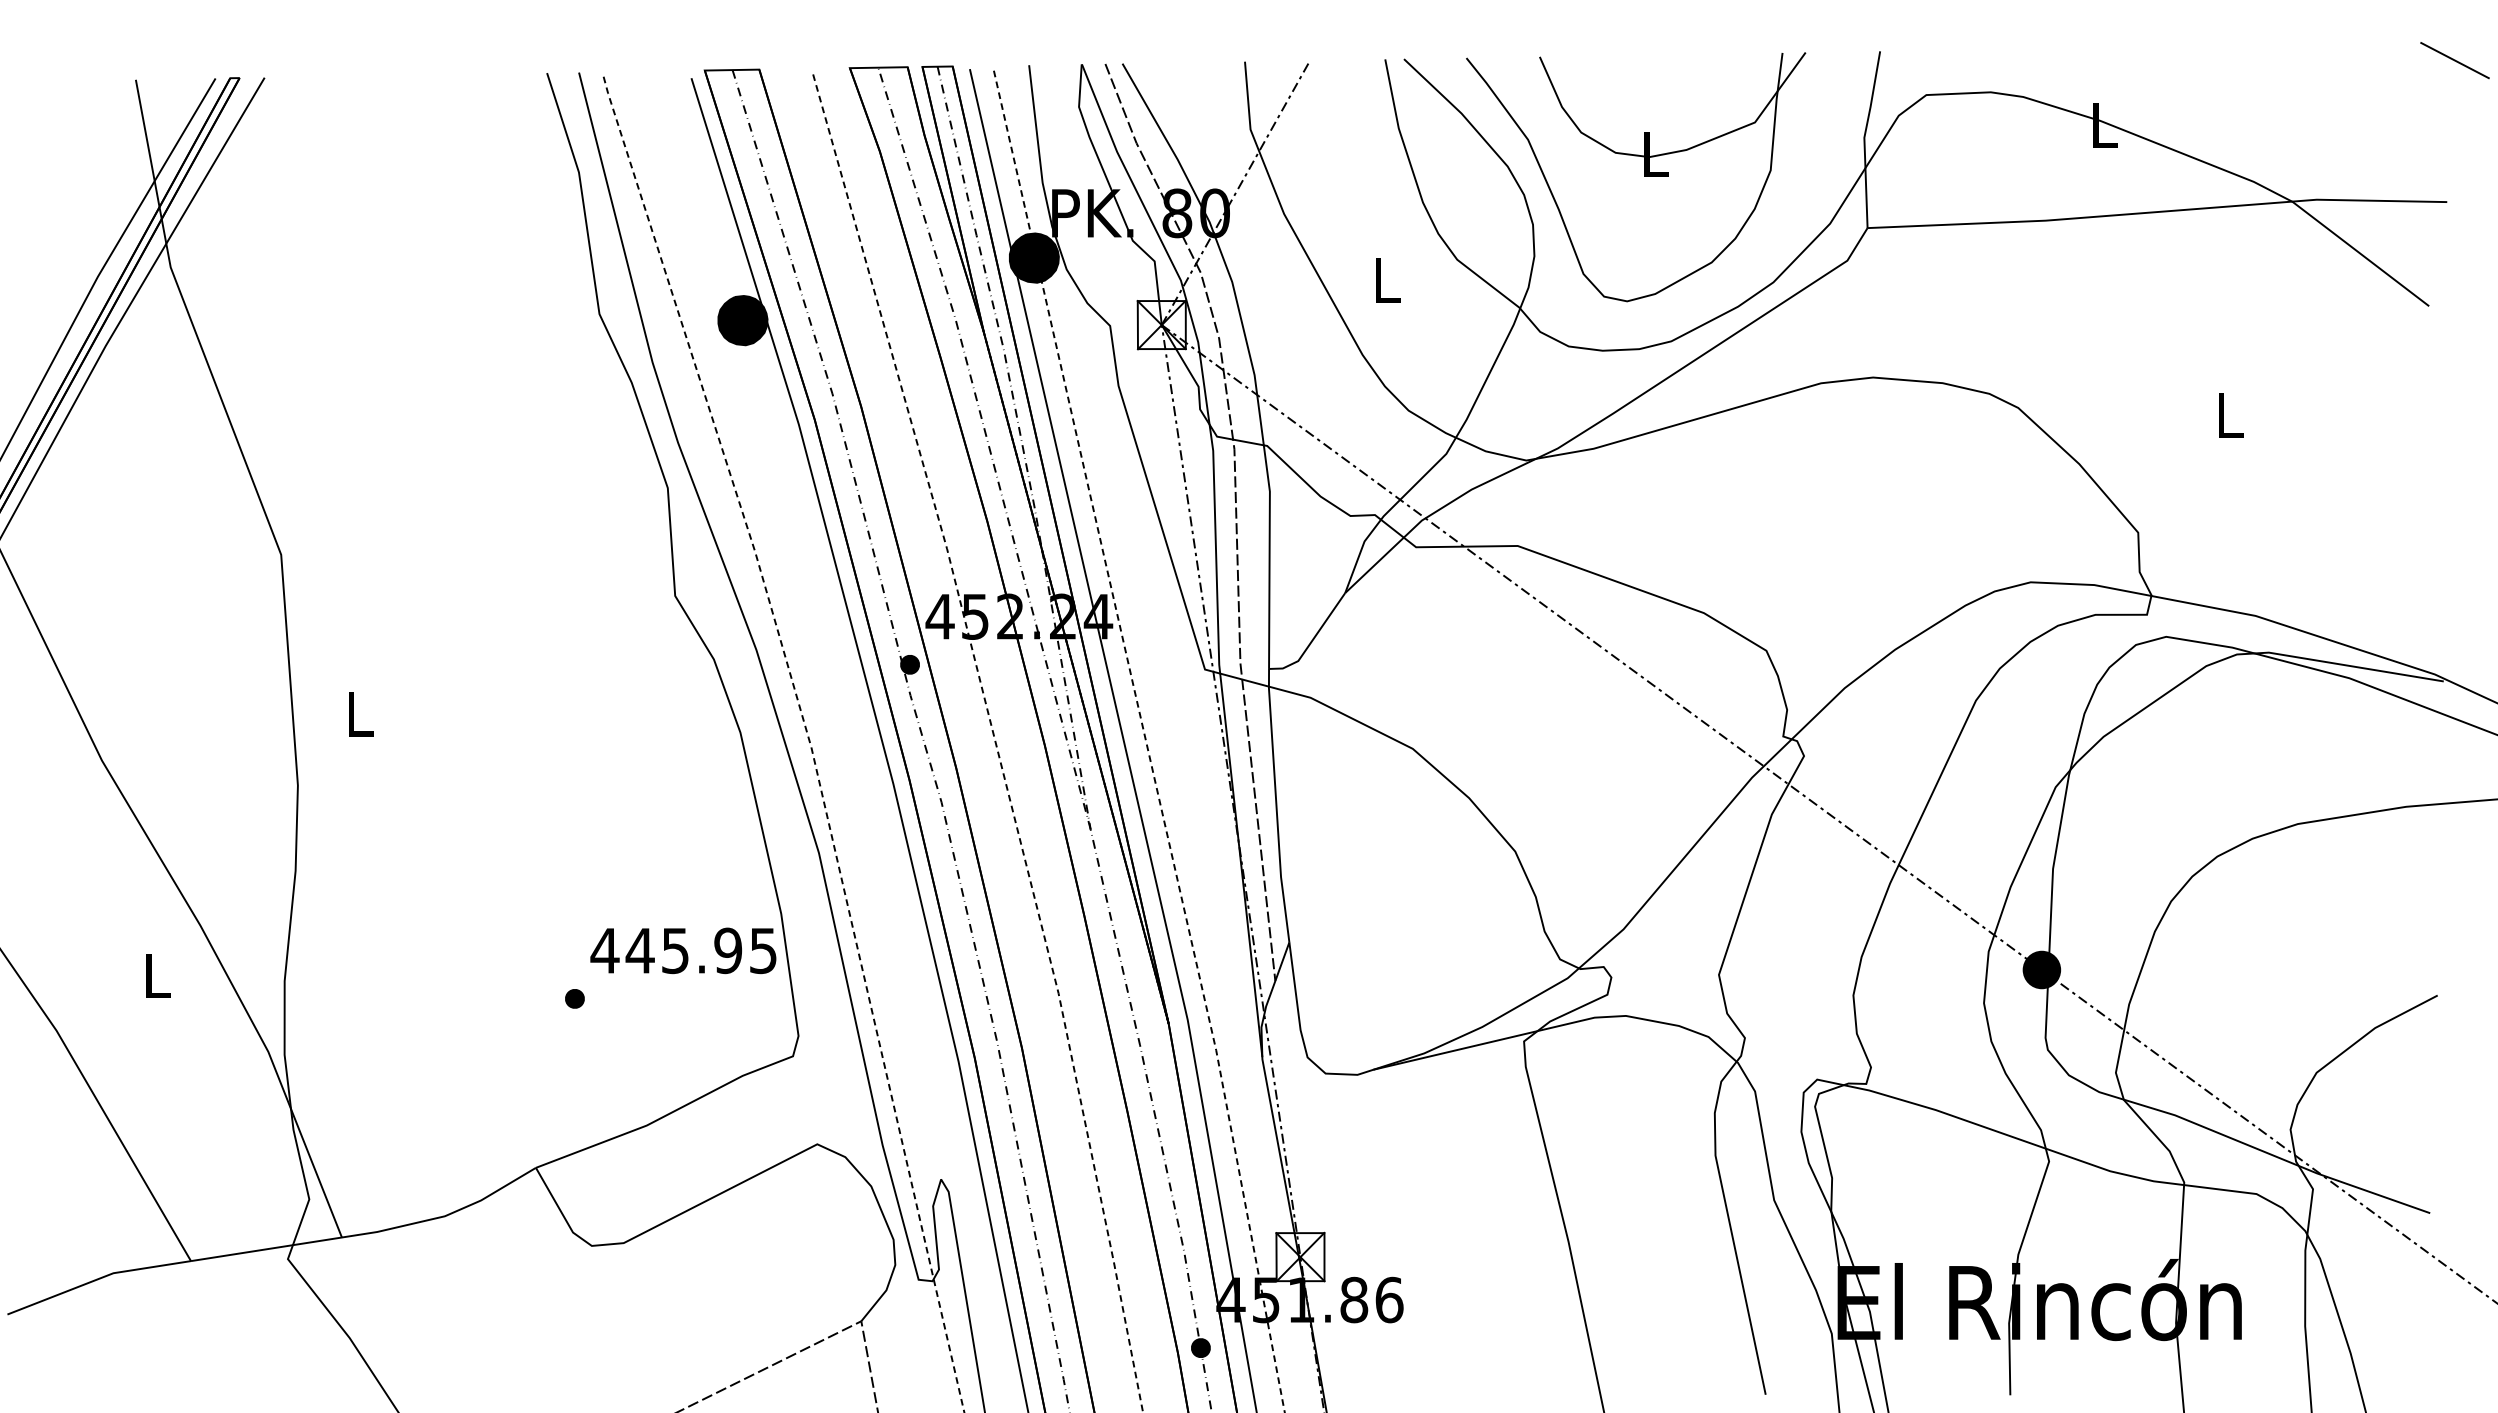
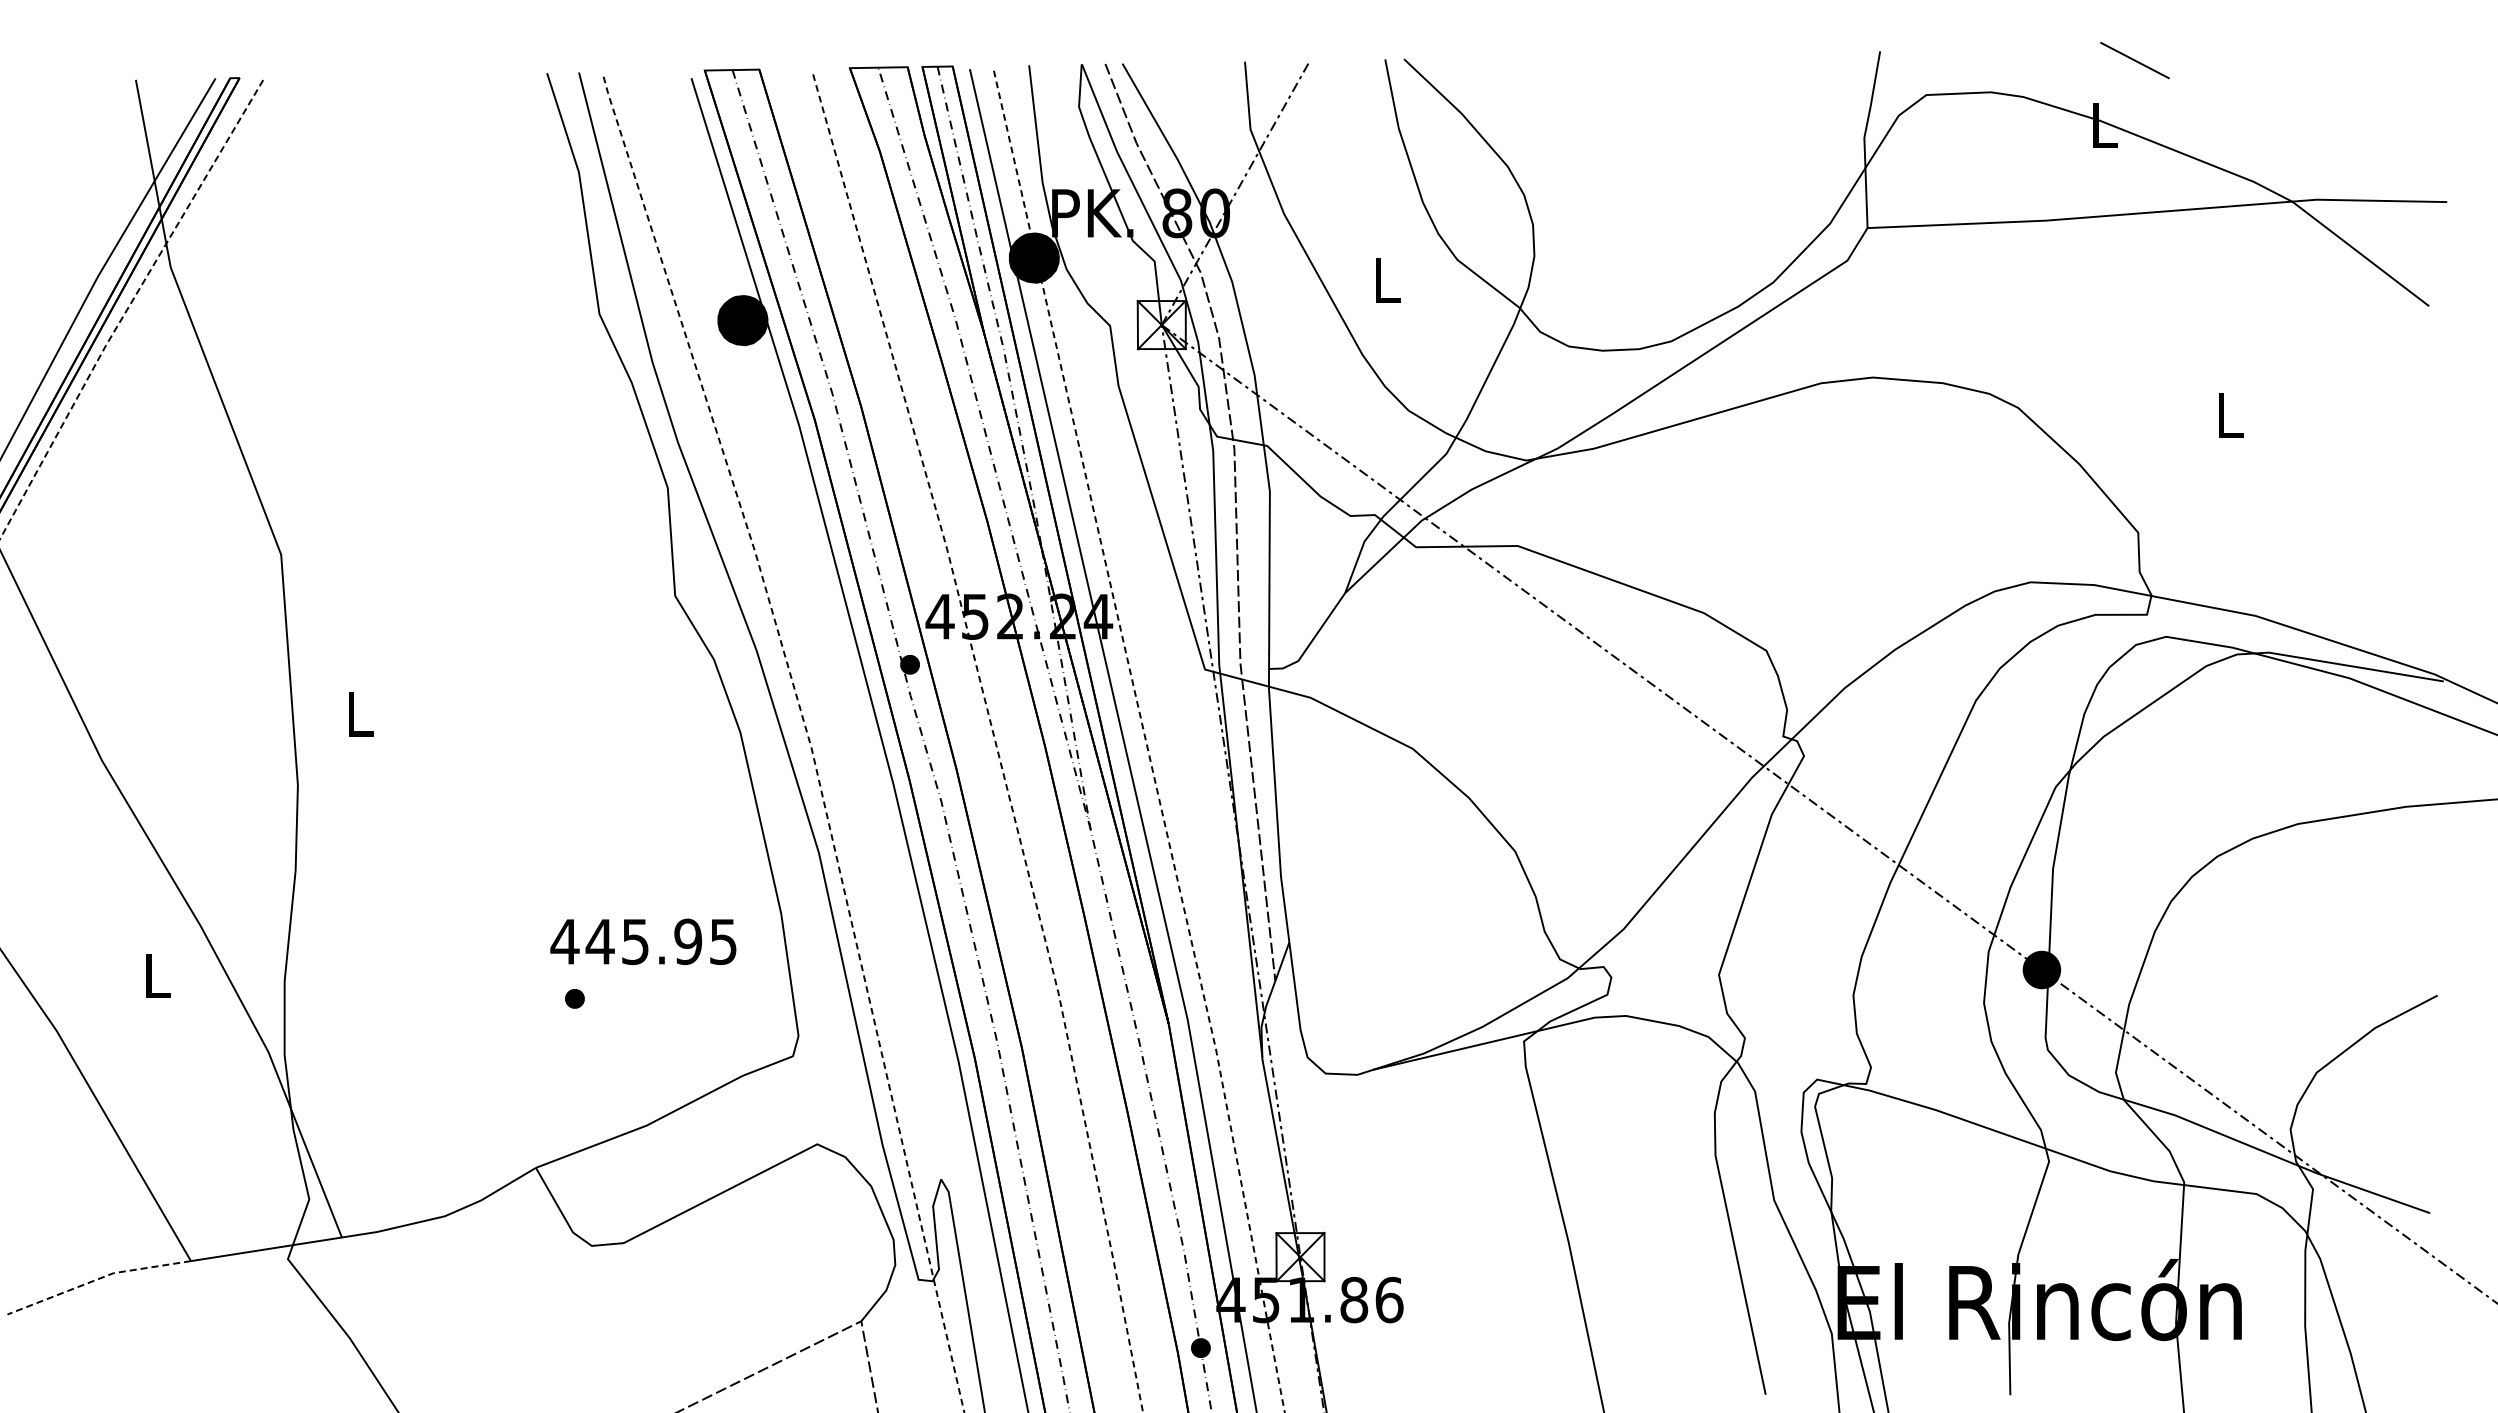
line position: (2454, 60) -> (2134, 60) (2134, 60)
part: present -> none (1644, 176)
line: solid -> dashed (129, 306)
text position: (683, 950) -> (643, 941) (643, 941)
line: solid -> dashed (97, 1279)
